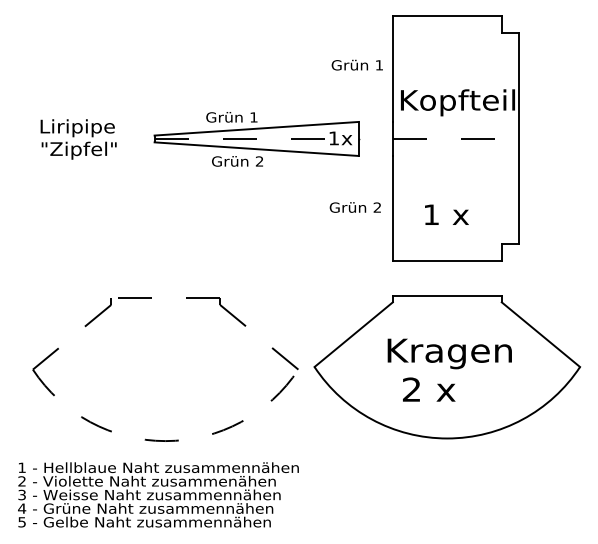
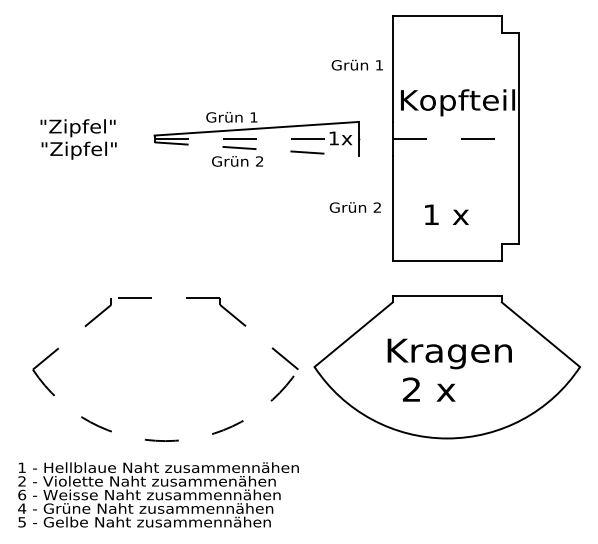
text: Liripipe -> "Zipfel" (77, 128)
line: solid -> dashed (257, 149)
text: 3 -> 6 (22, 494)
